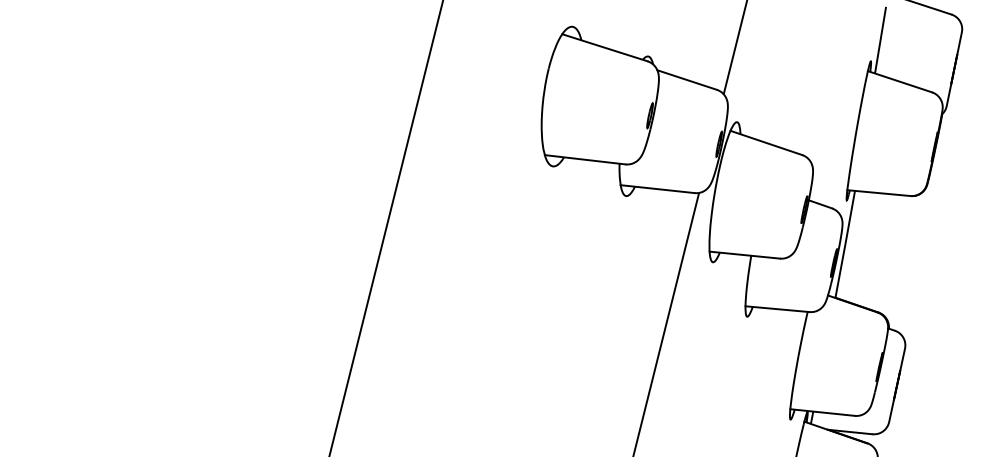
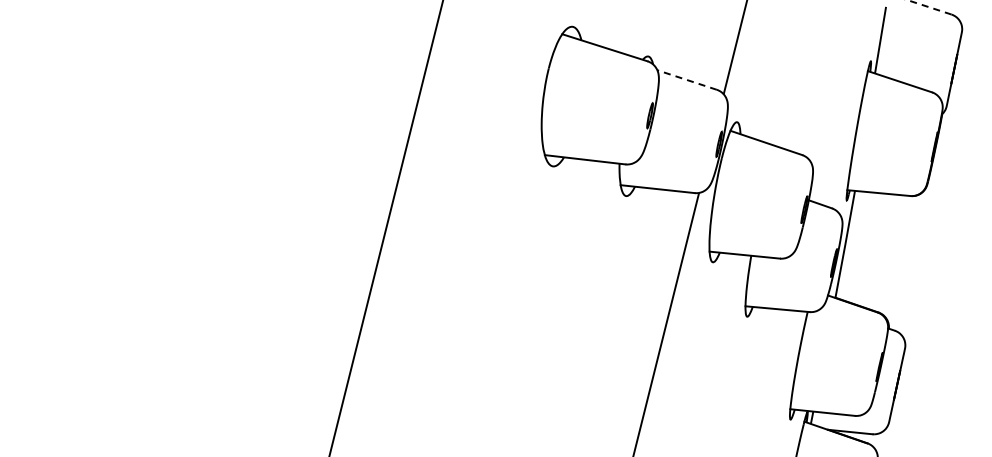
line: solid -> dashed (929, 7)
line: solid -> dashed (686, 79)
